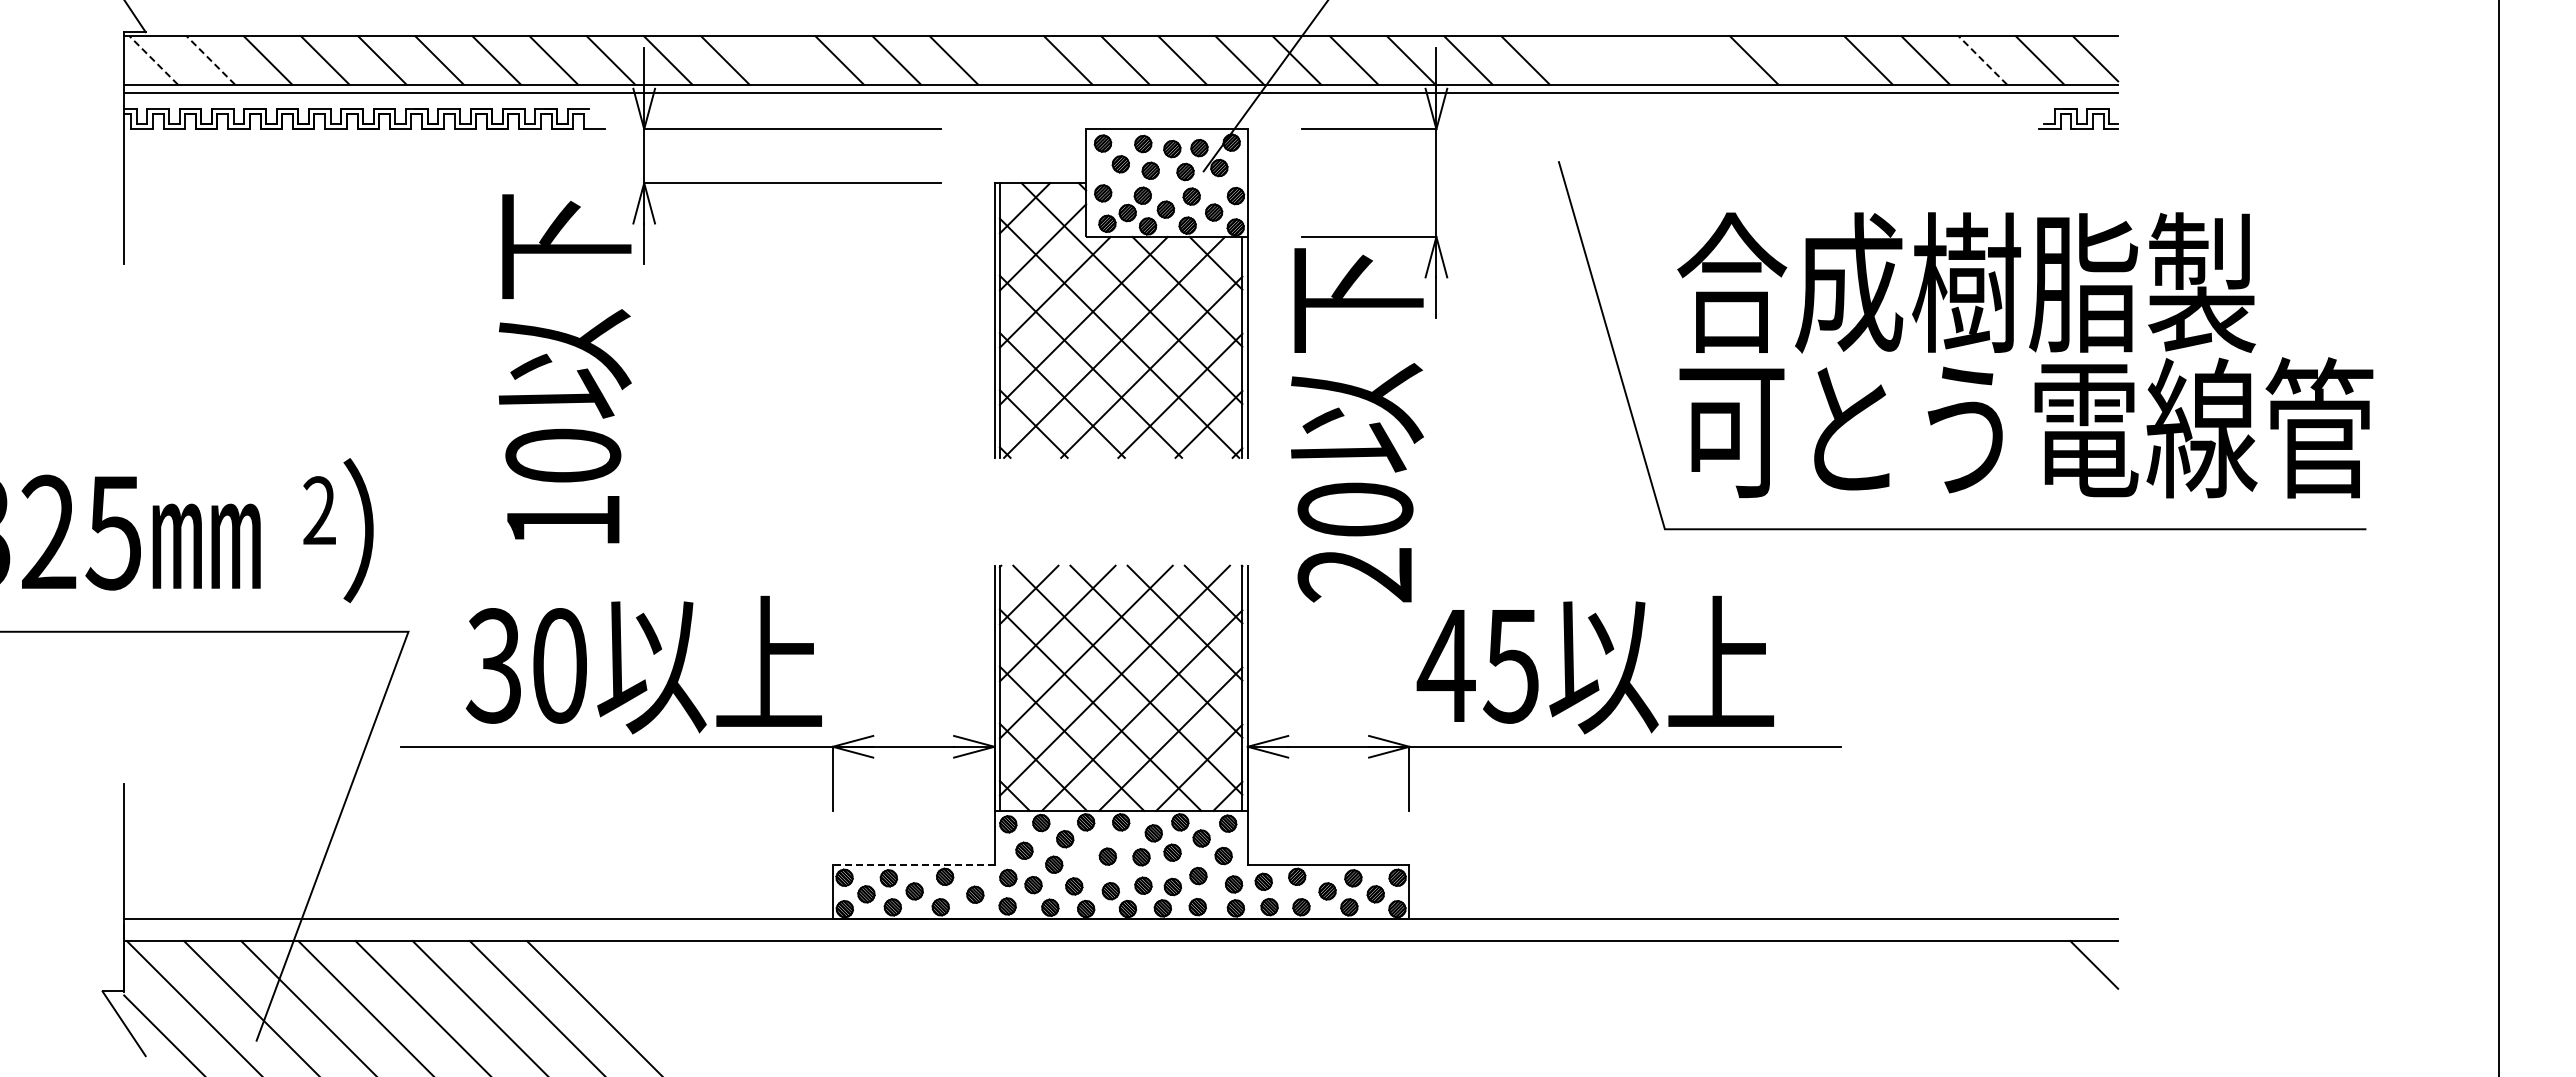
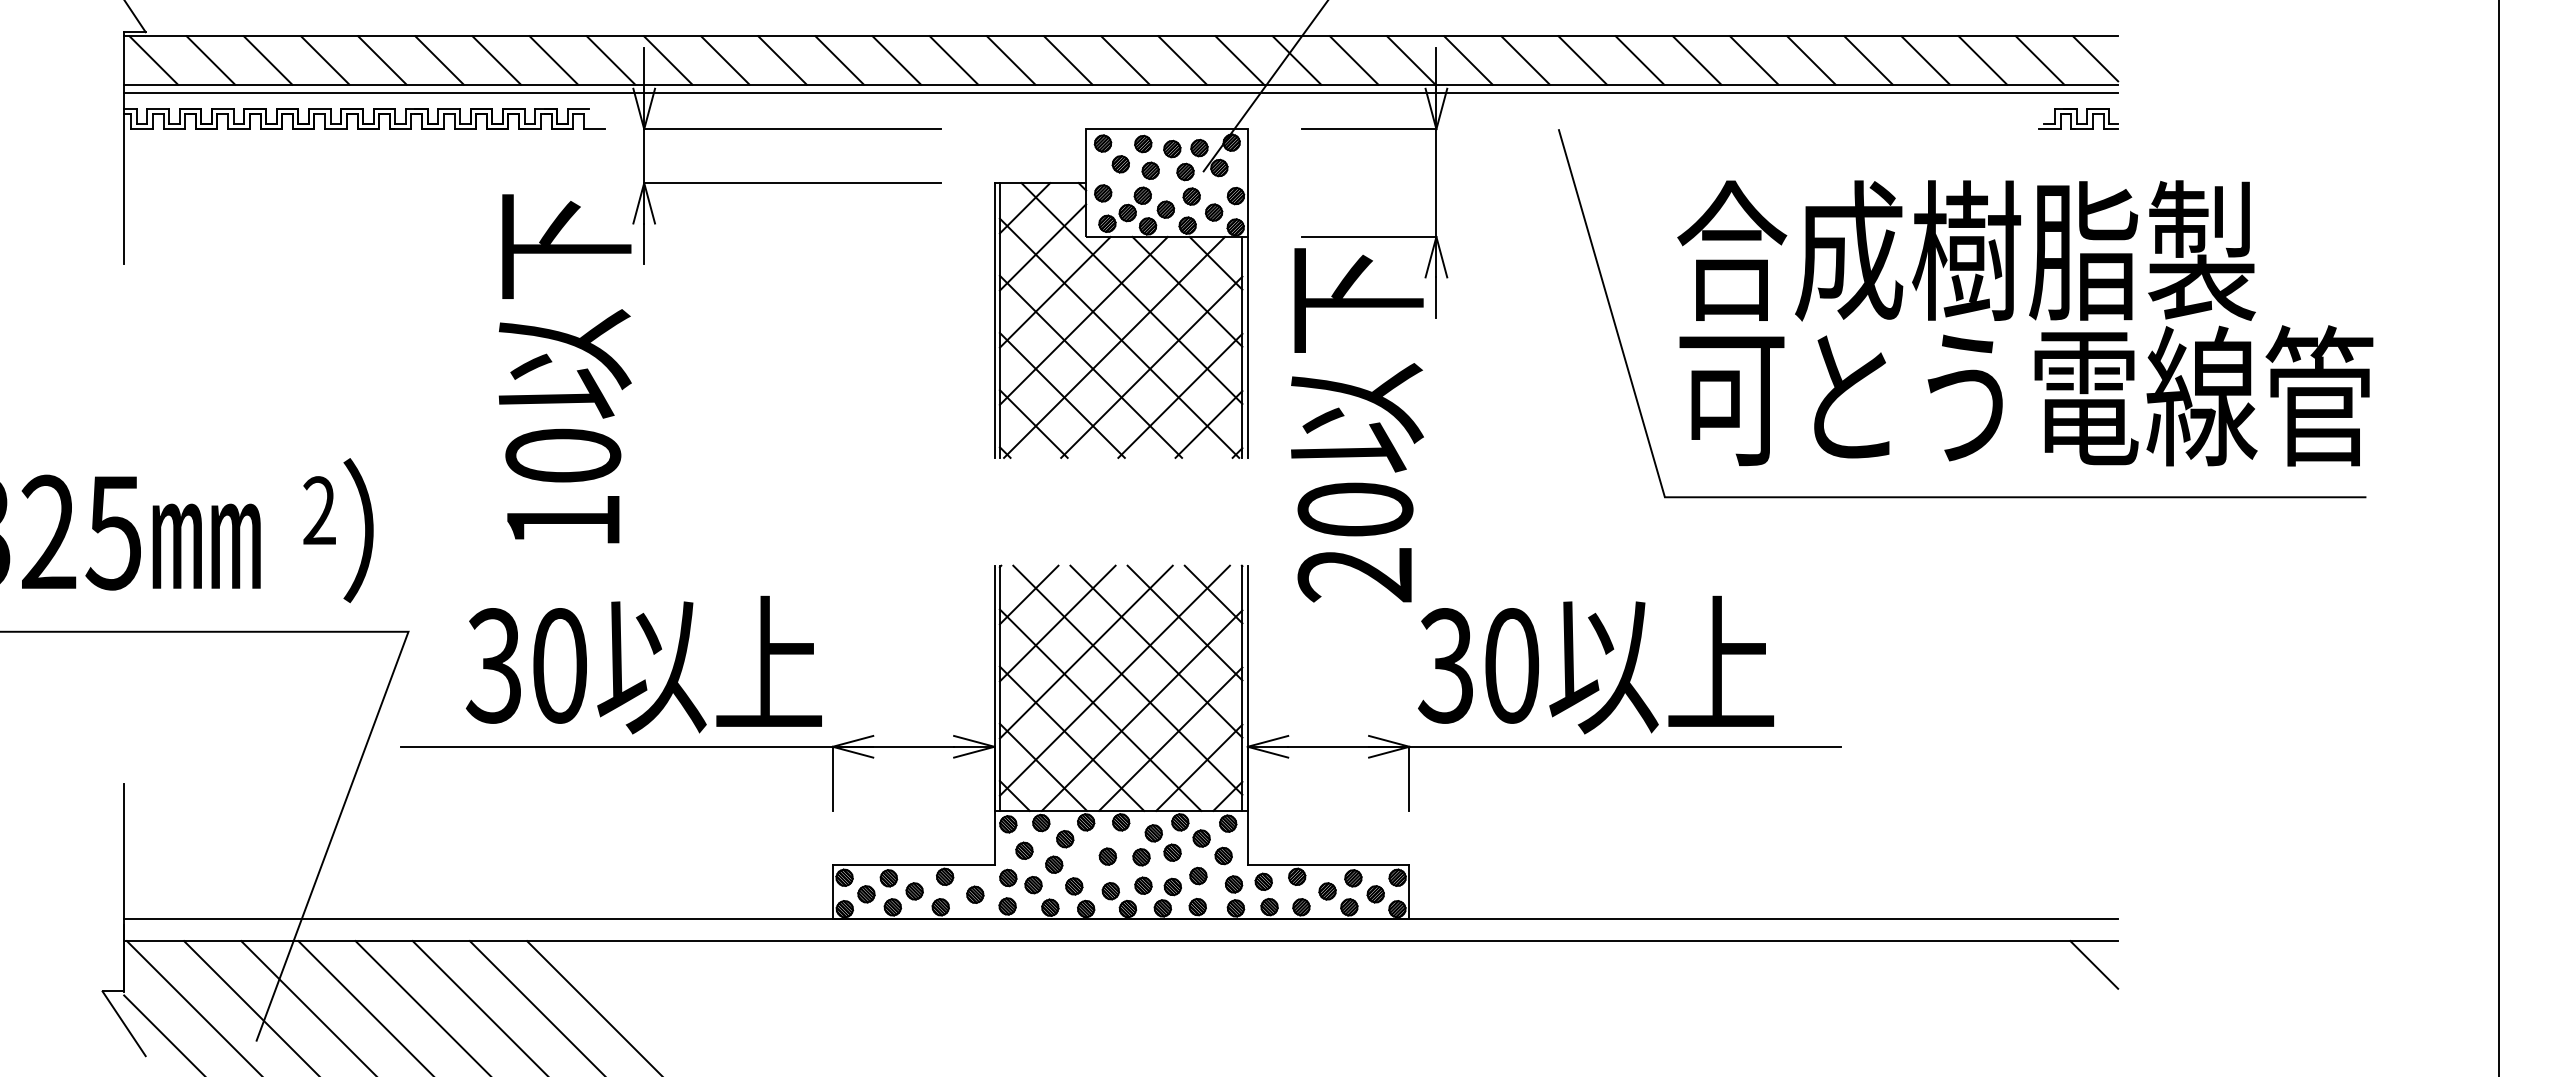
line: dashed -> solid (153, 60)
line: dashed -> solid (210, 60)
line: none -> present (782, 60)
line: none -> present (1010, 60)
line: none -> present (1582, 60)
line: none -> present (1639, 60)
line: none -> present (1696, 60)
line: none -> present (1811, 60)
line: dashed -> solid (1982, 60)
part position: (1965, 345) -> (1965, 313) (1965, 313)
text: 45 -> 30 (1477, 665)
line: dashed -> solid (913, 864)
